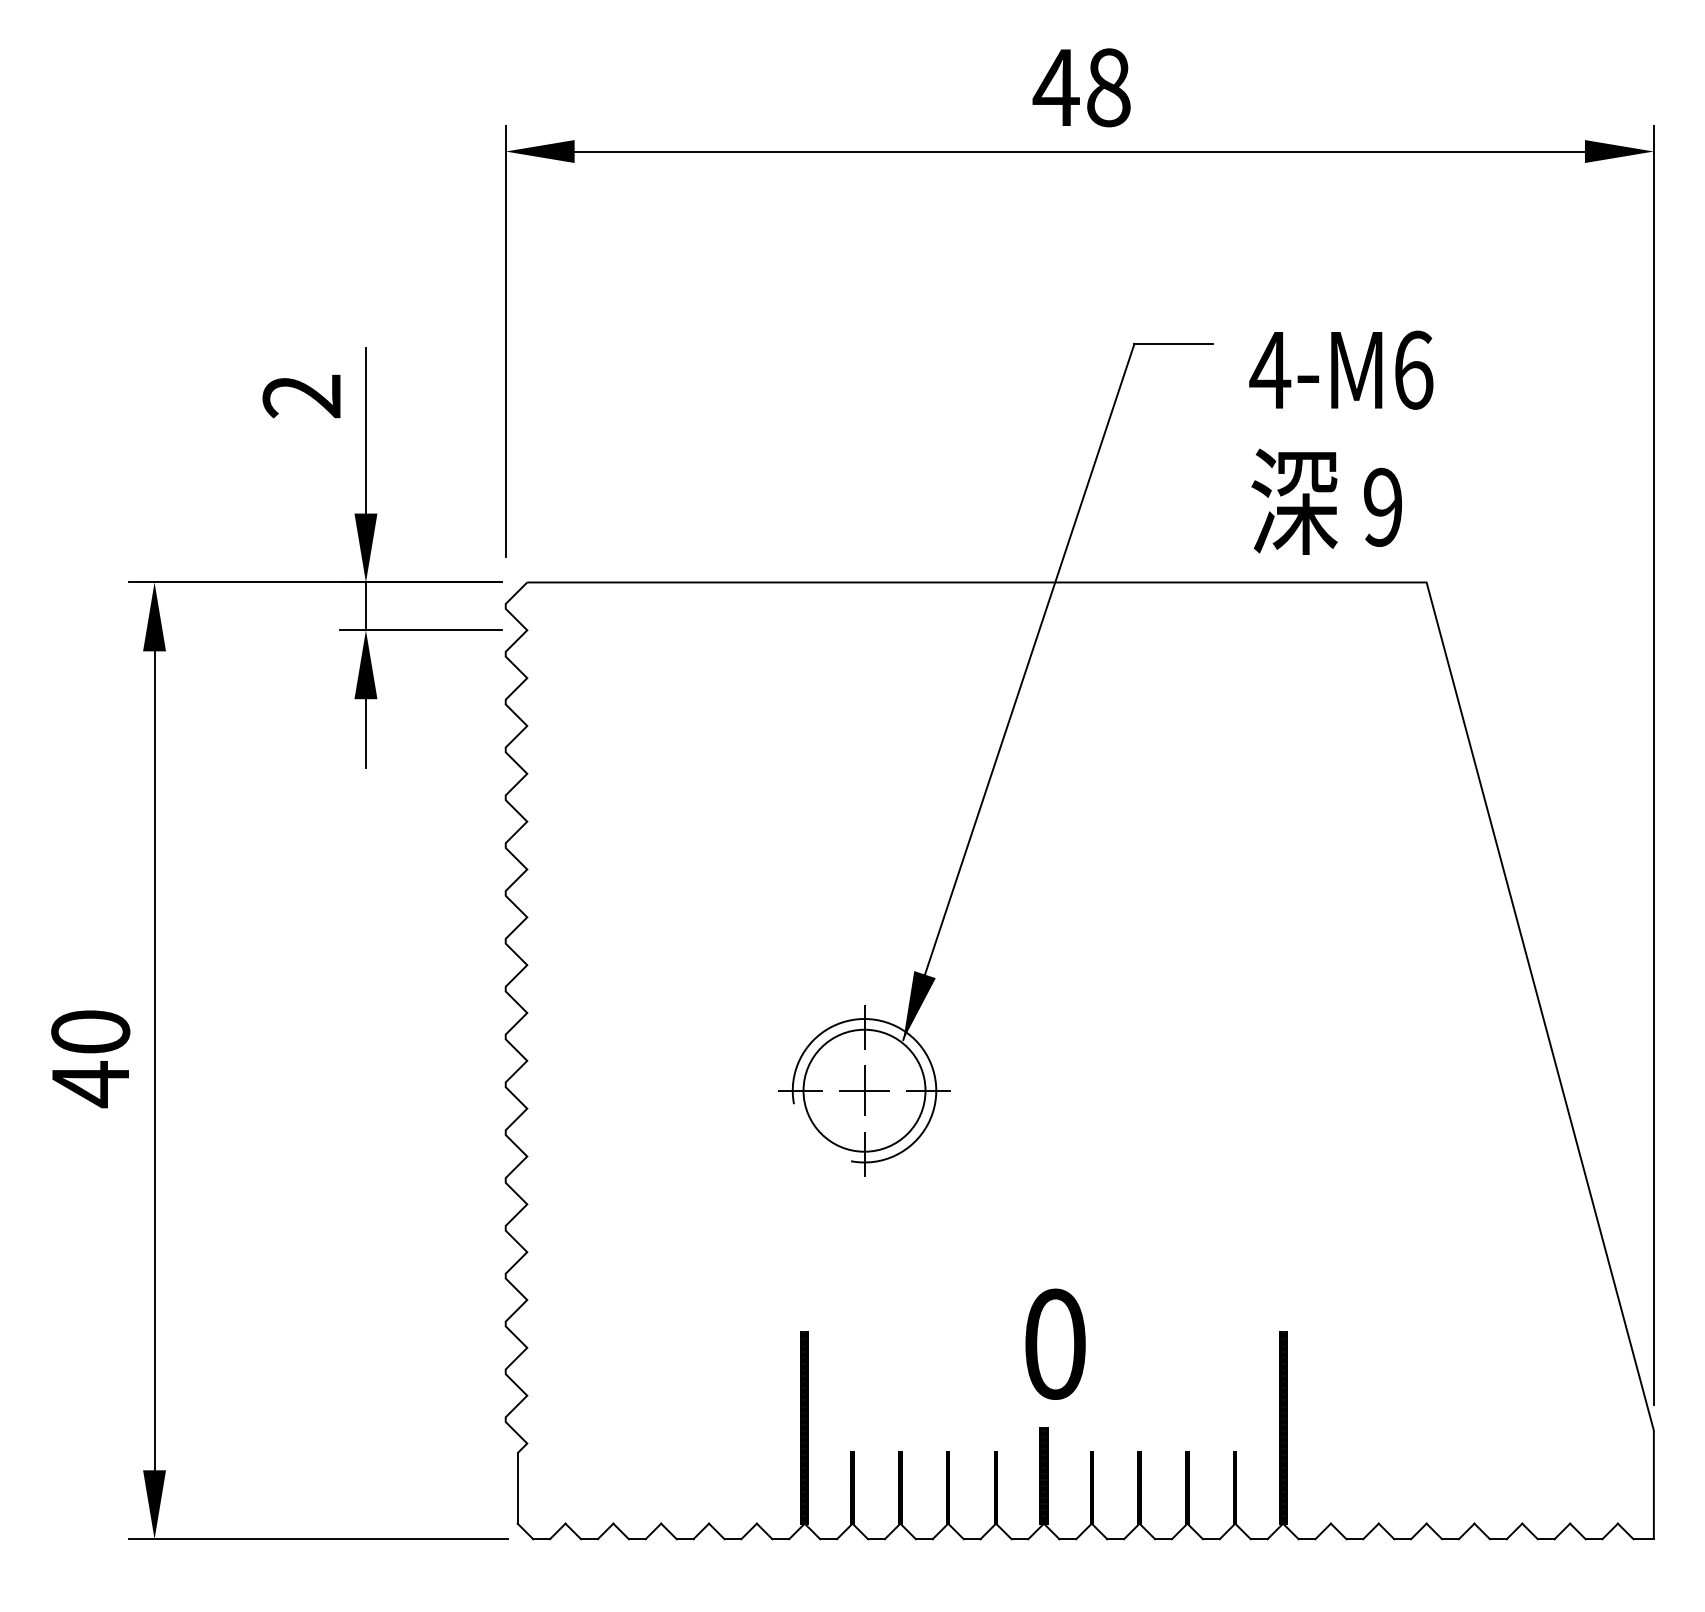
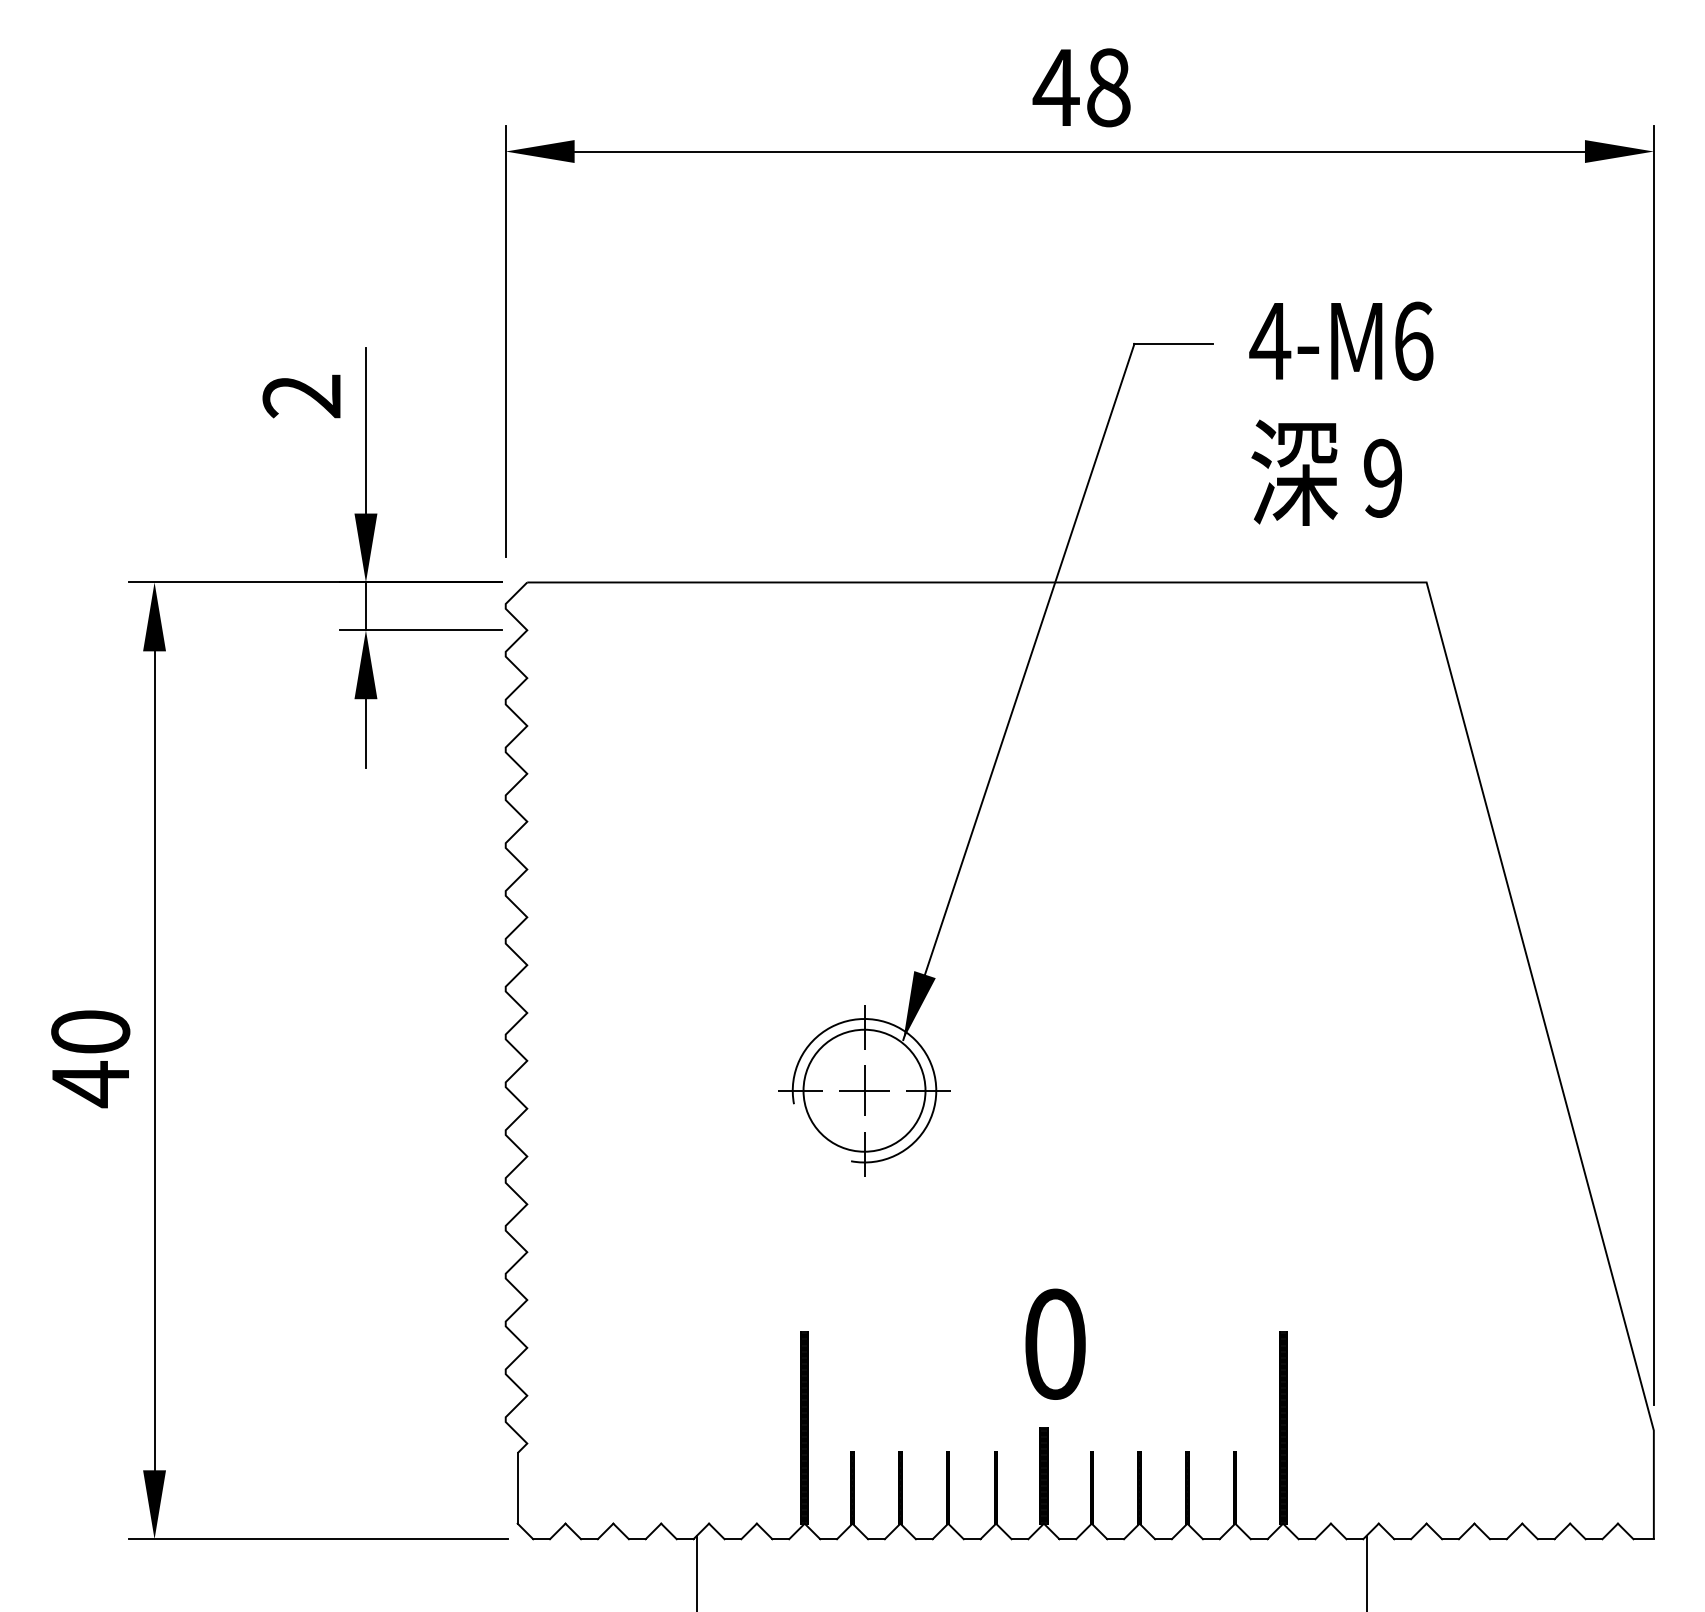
text position: (1341, 442) -> (1341, 413) (1341, 413)
line: none -> present (697, 1571)
line: none -> present (1366, 1571)
